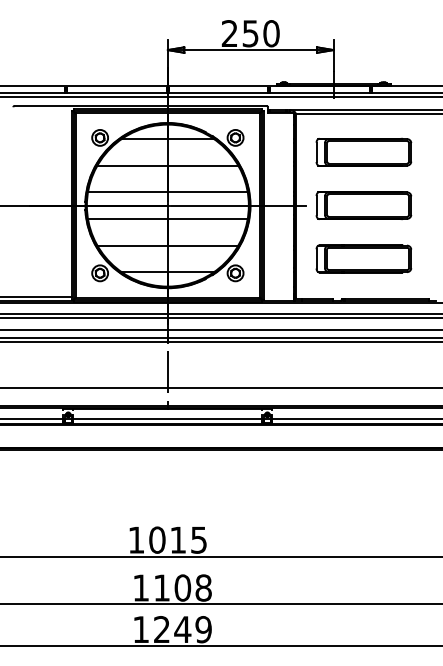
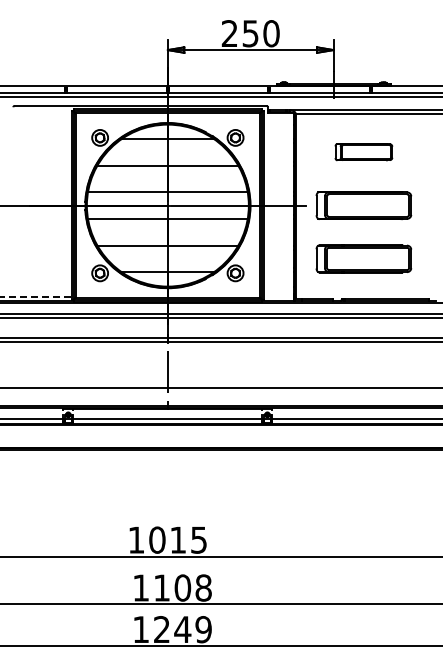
part size: 98x30 px -> 60x19 px (363, 152)
line: solid -> dashed (36, 296)
line: present -> none (220, 329)
